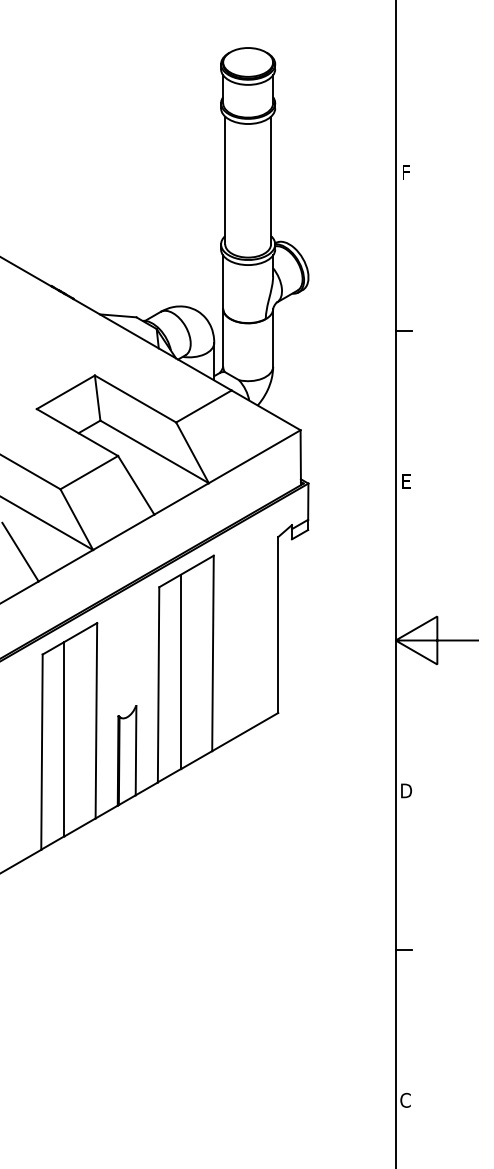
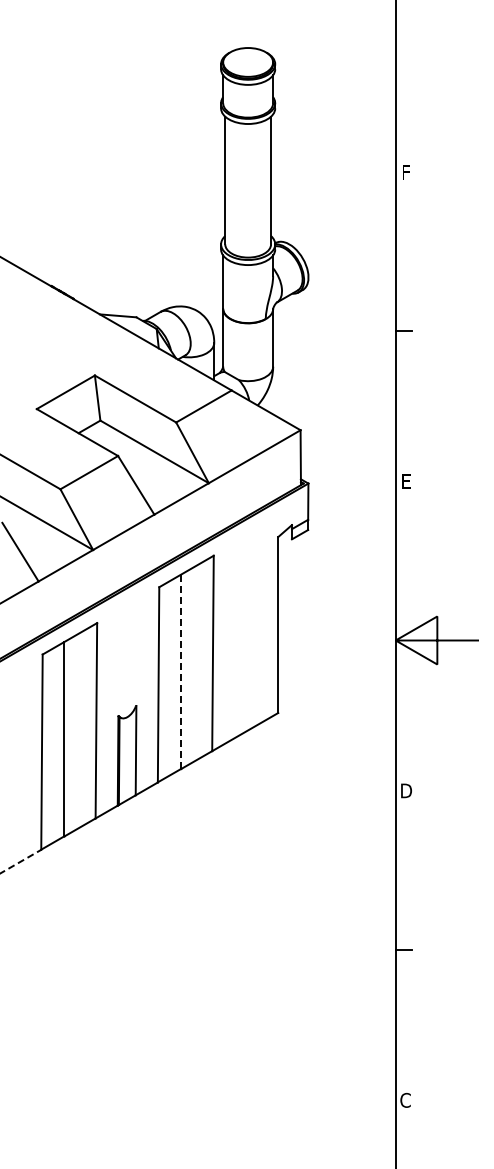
line: solid -> dashed (181, 671)
line: solid -> dashed (21, 861)
